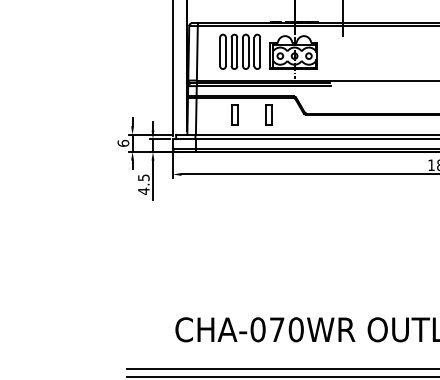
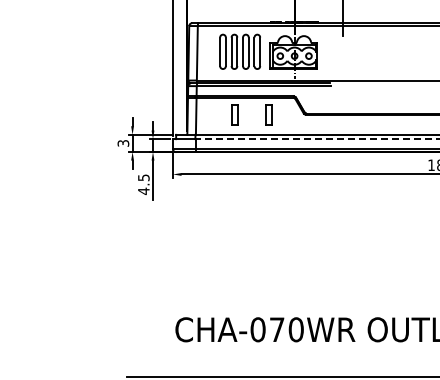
line: solid -> dashed (317, 139)
text: 6 -> 3 (123, 142)
line: present -> none (281, 369)
